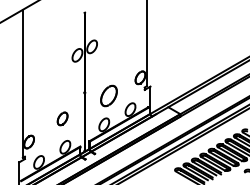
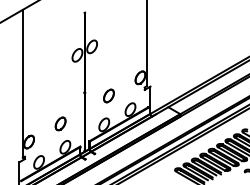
part size: 18x24 px -> 12x16 px (108, 95)
part position: (62, 118) -> (60, 123) (60, 123)
